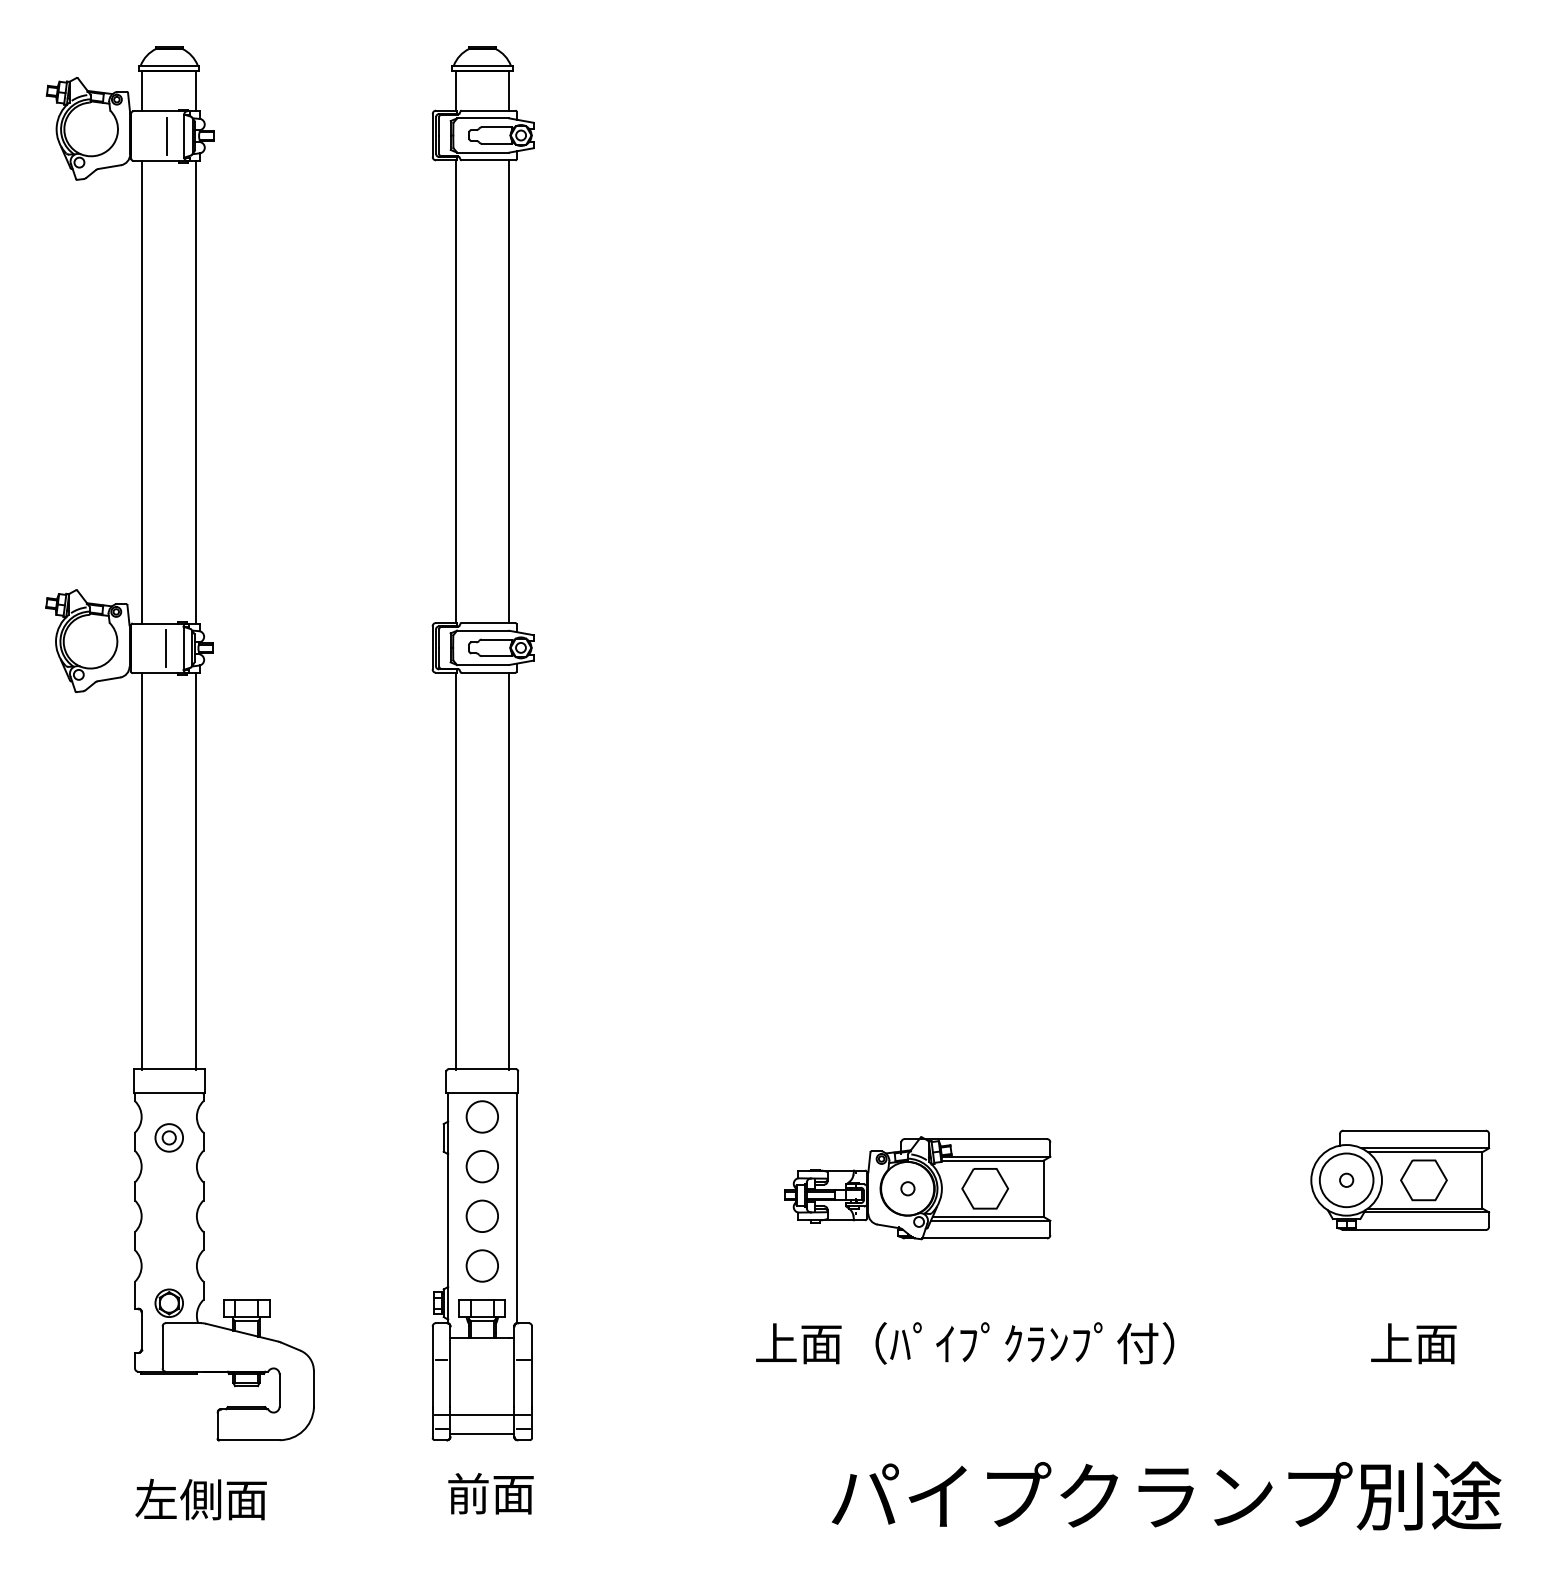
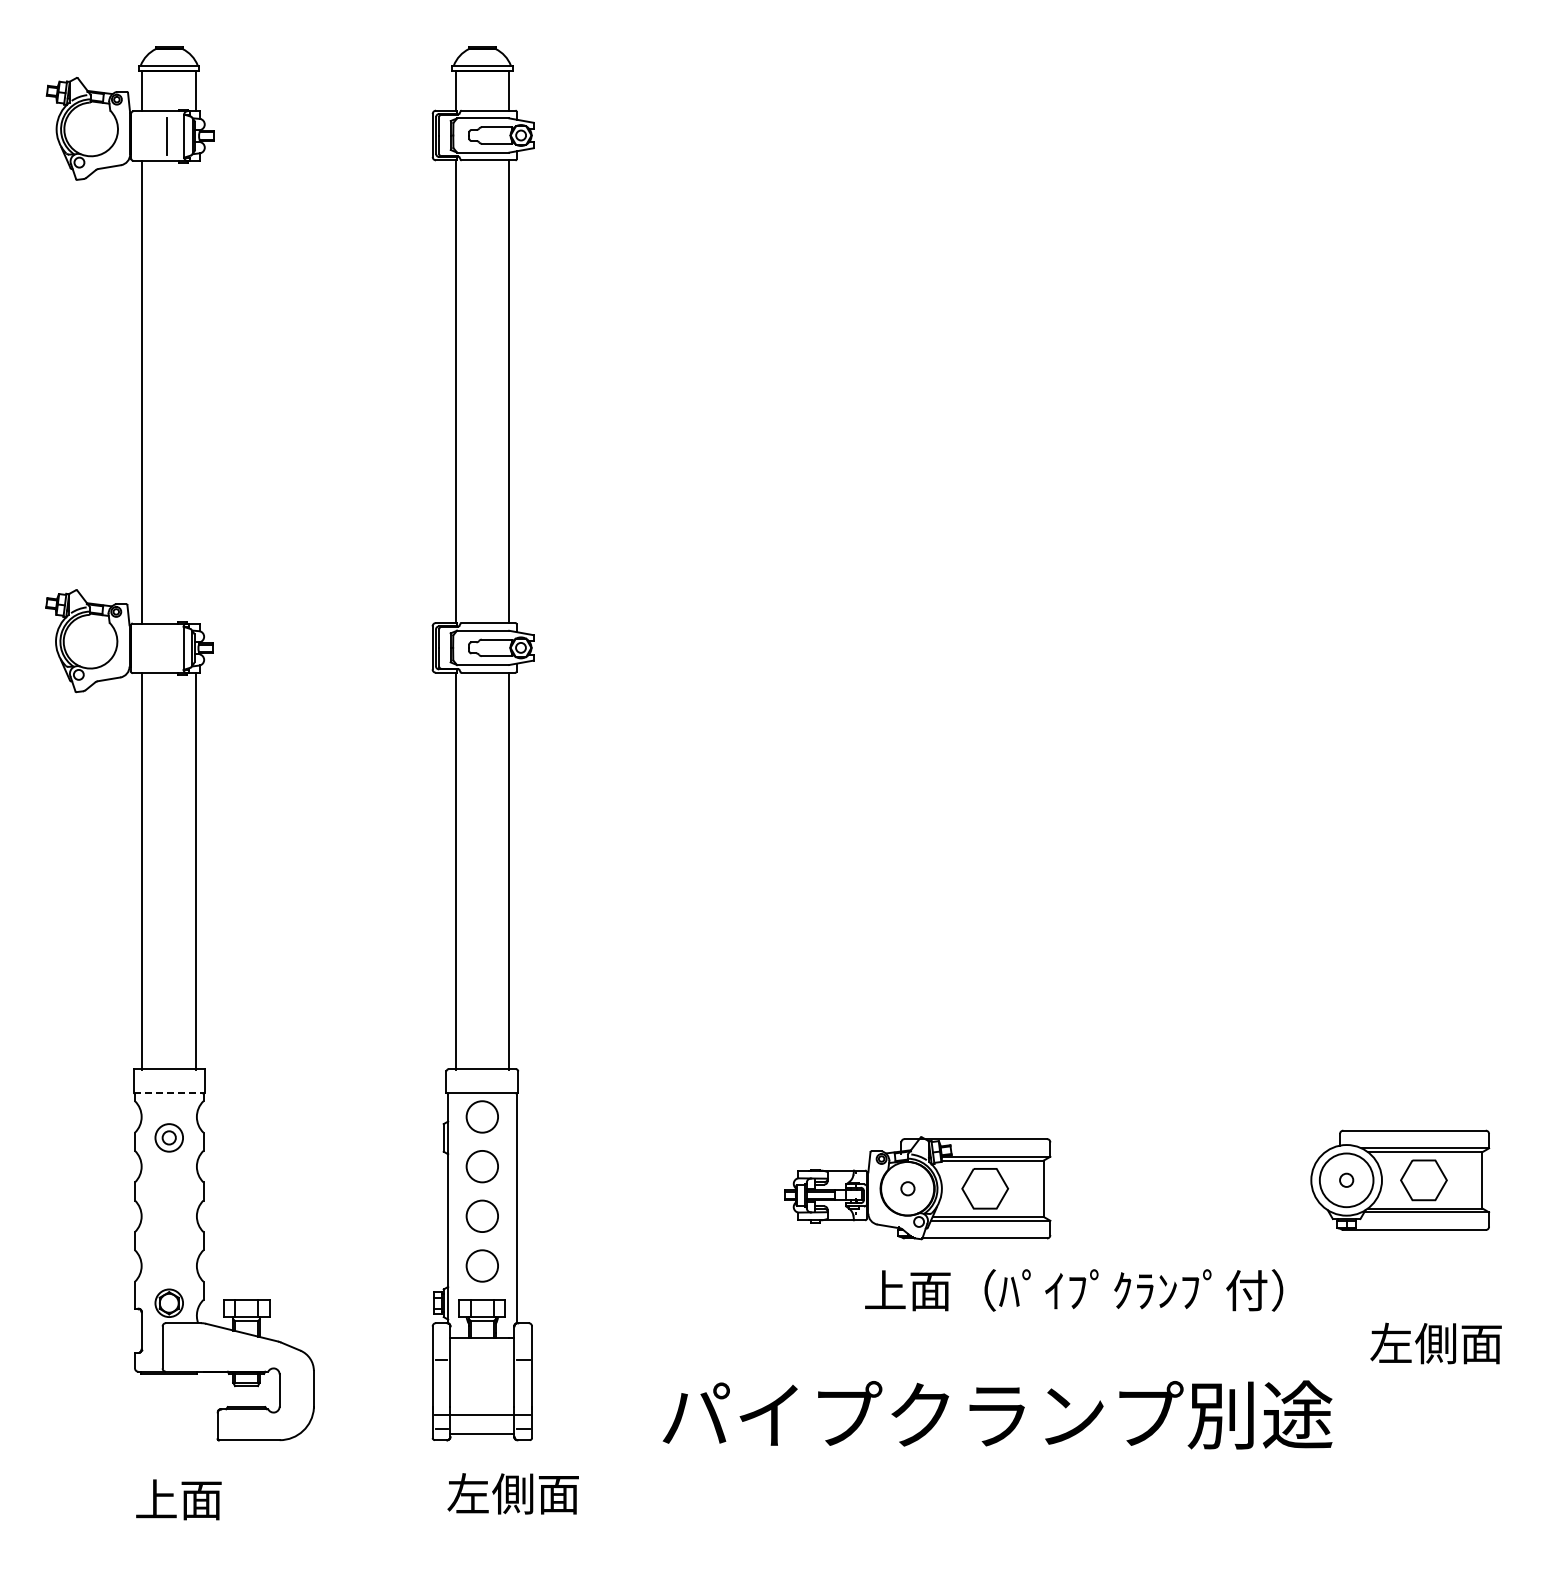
line: present -> none (196, 391)
line: present -> none (165, 648)
line: solid -> dashed (169, 1093)
text position: (965, 1343) -> (1074, 1290) (1074, 1290)
text: 上面 -> 左側面 (1435, 1343)
text: 前面 -> 左側面 (512, 1493)
text position: (1166, 1495) -> (997, 1414) (997, 1414)
text: 左側面 -> 上面 (200, 1499)
